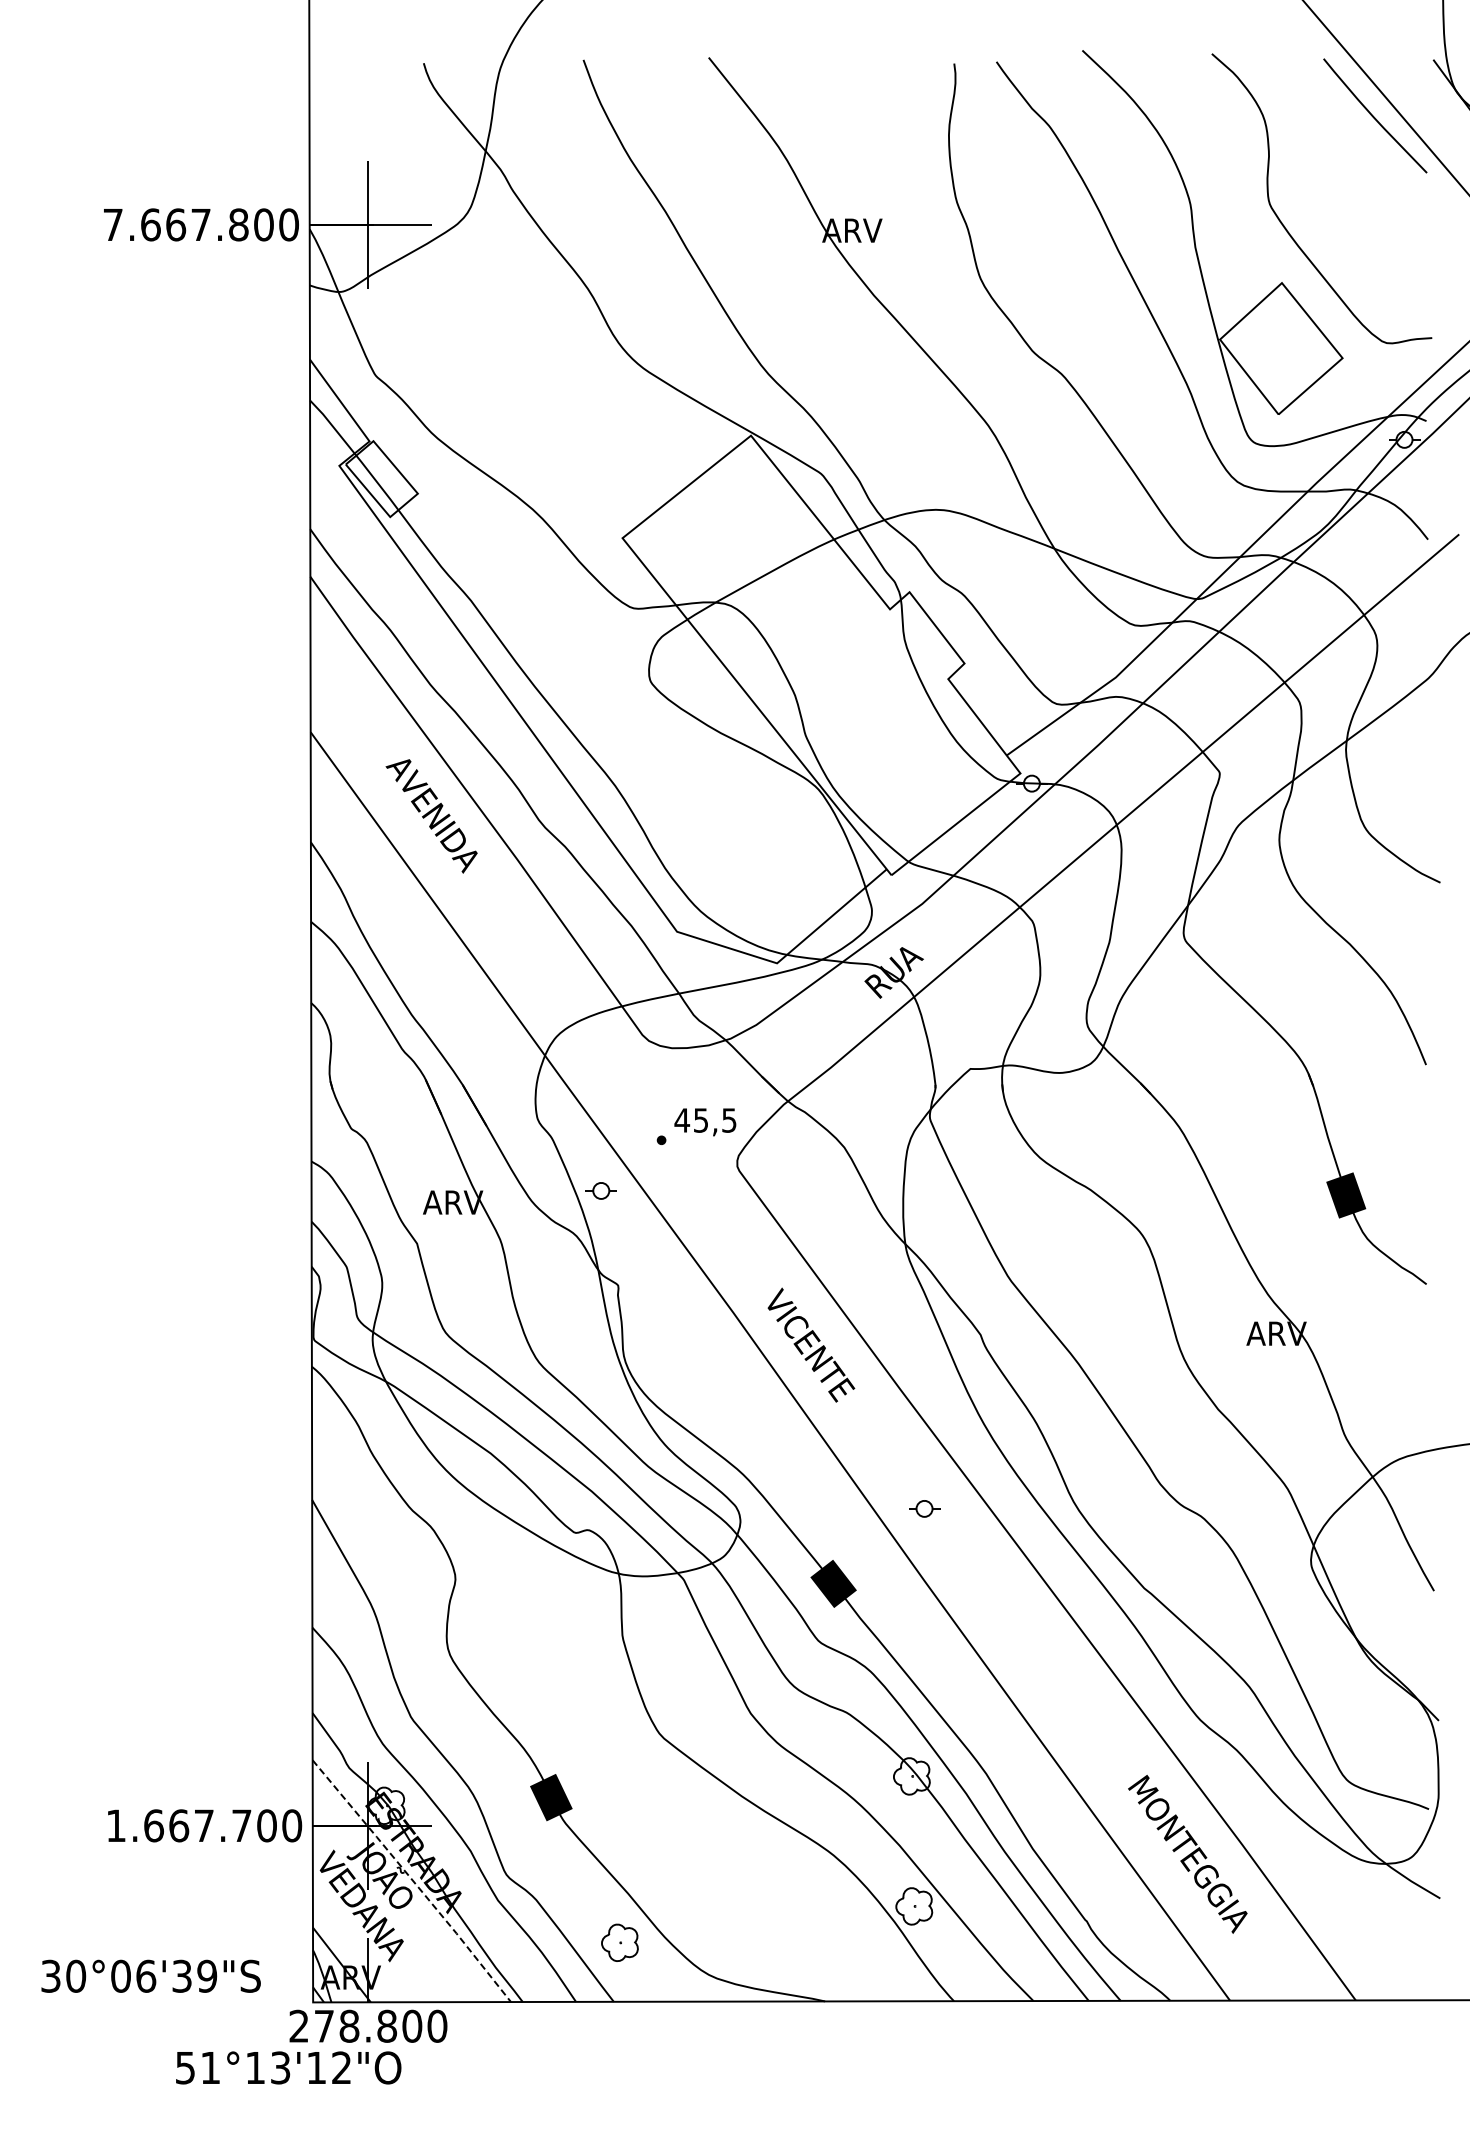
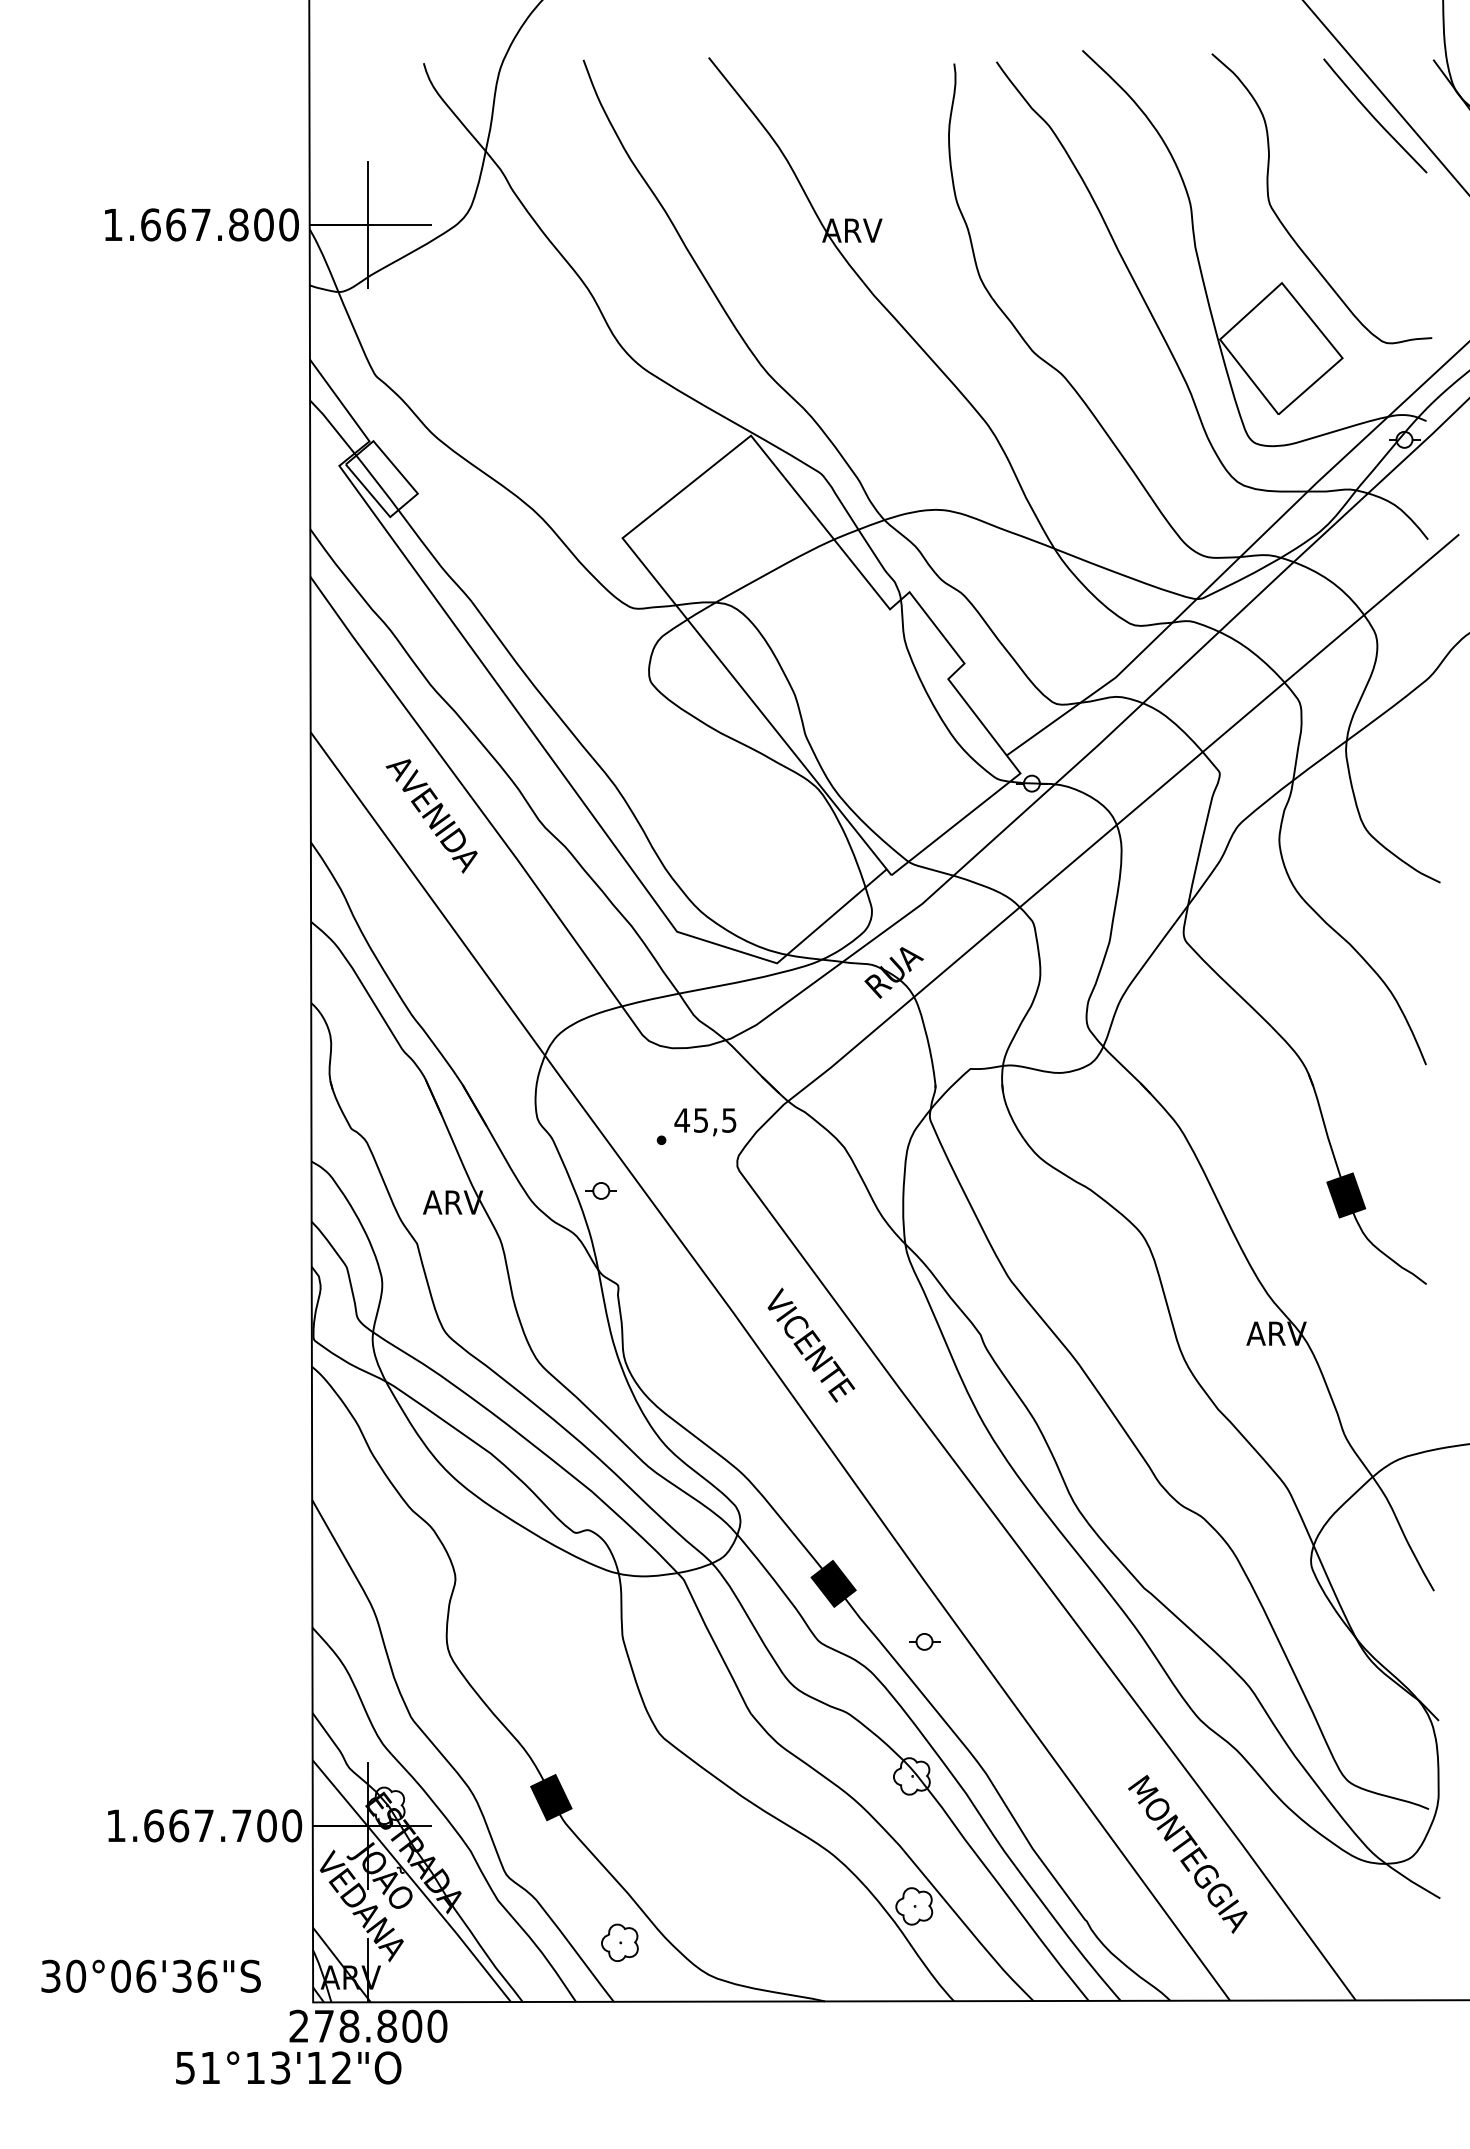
text: 7.667.800 -> 1.667.800 (113, 224)
part position: (924, 1508) -> (924, 1641) (924, 1641)
line: dashed -> solid (412, 1880)
text: 30°06'39"S -> 30°06'36"S (207, 1975)
